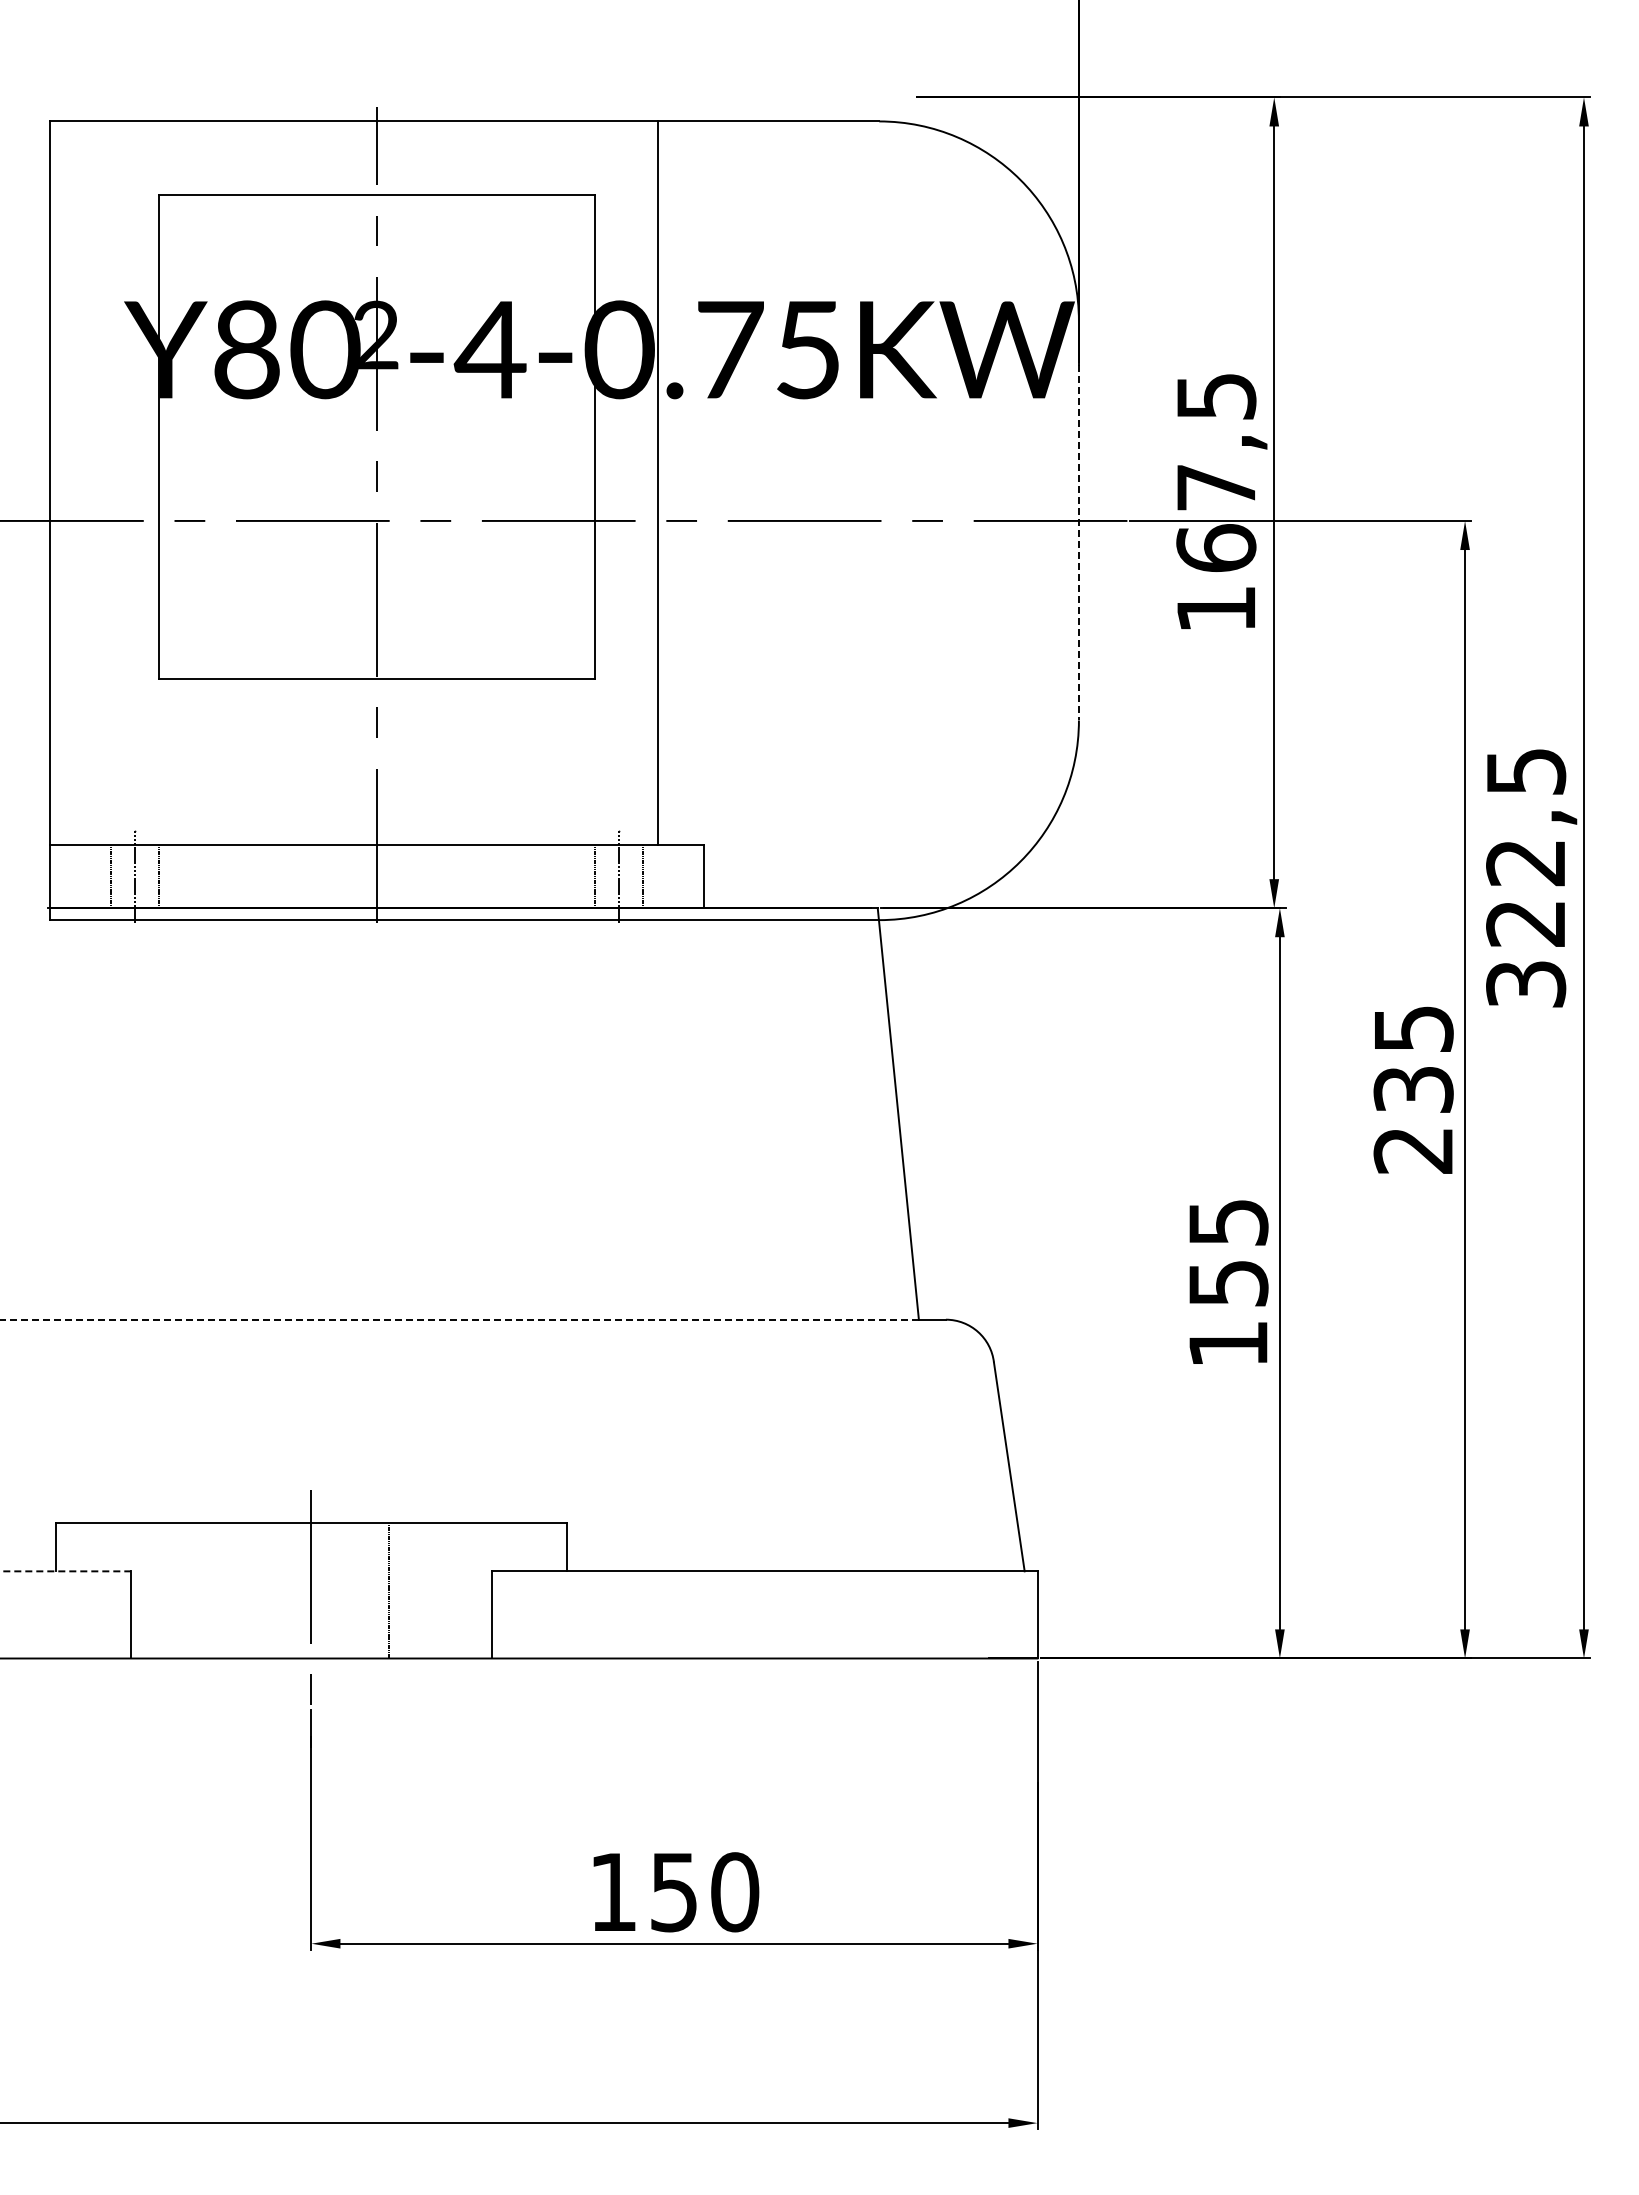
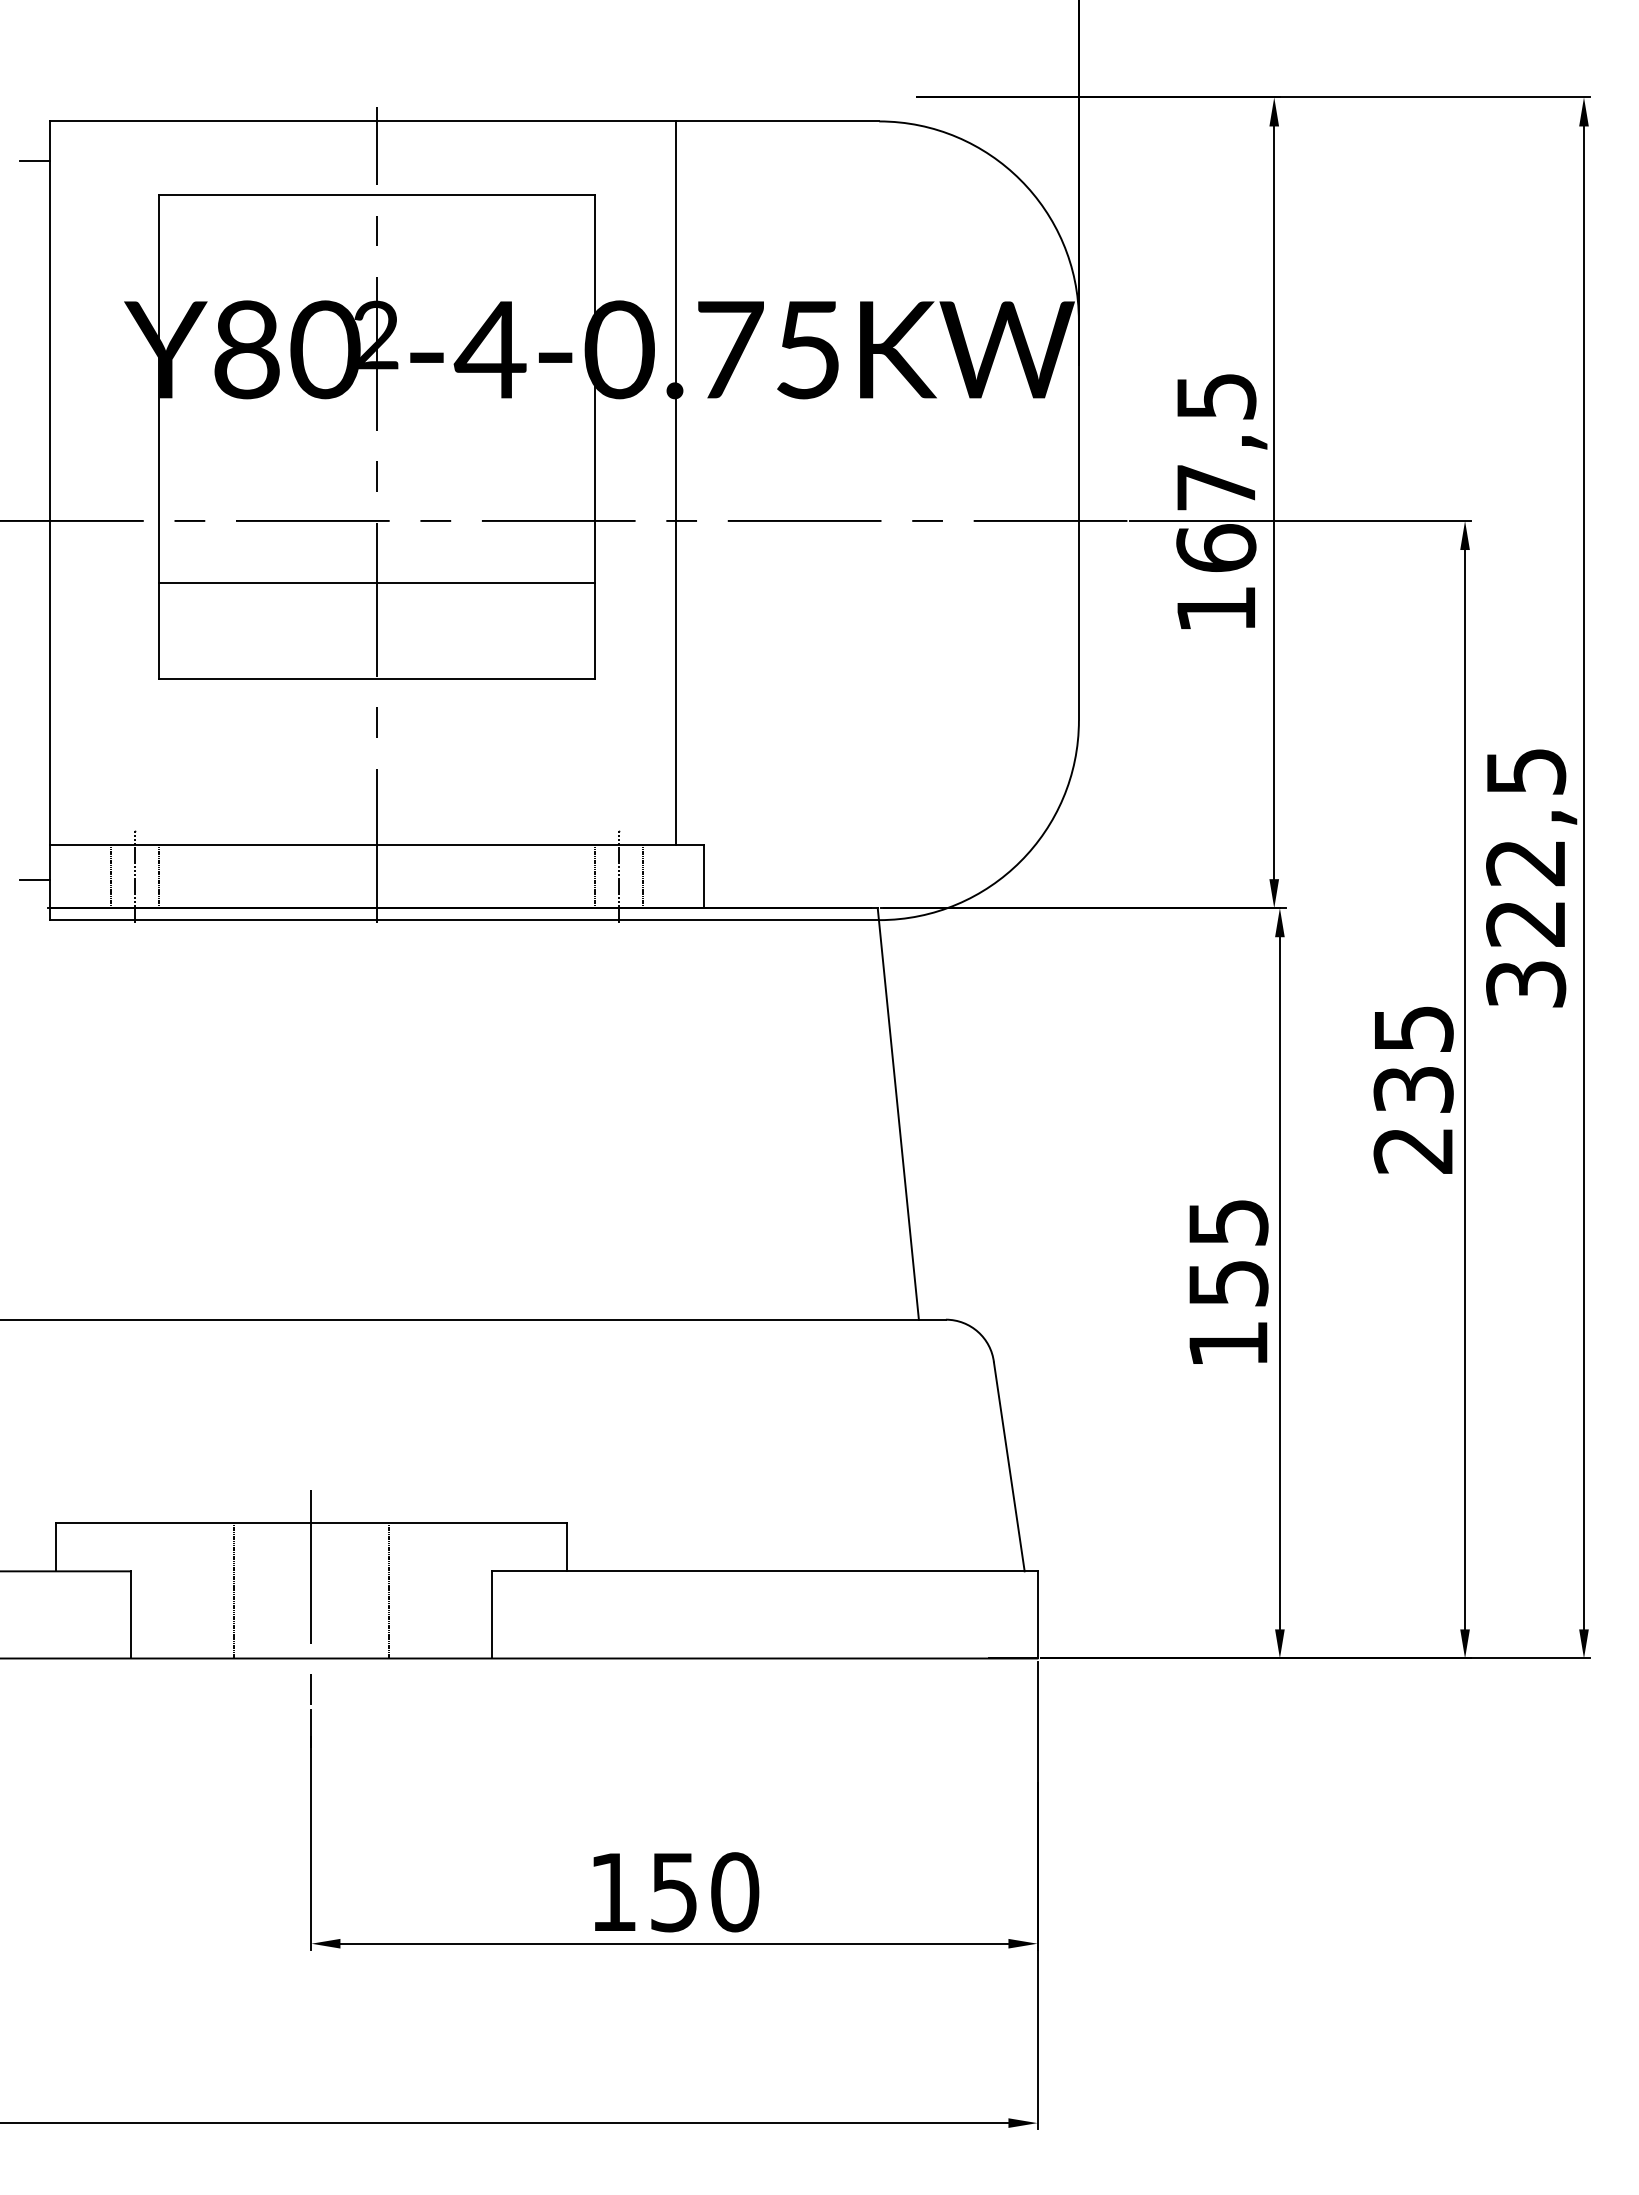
line: none -> present (35, 161)
line position: (657, 483) -> (675, 483) (675, 483)
line: dashed -> solid (1078, 520)
line: none -> present (376, 583)
line: none -> present (35, 880)
line: dashed -> solid (459, 1319)
line: dashed -> solid (66, 1571)
line: none -> present (233, 1590)
